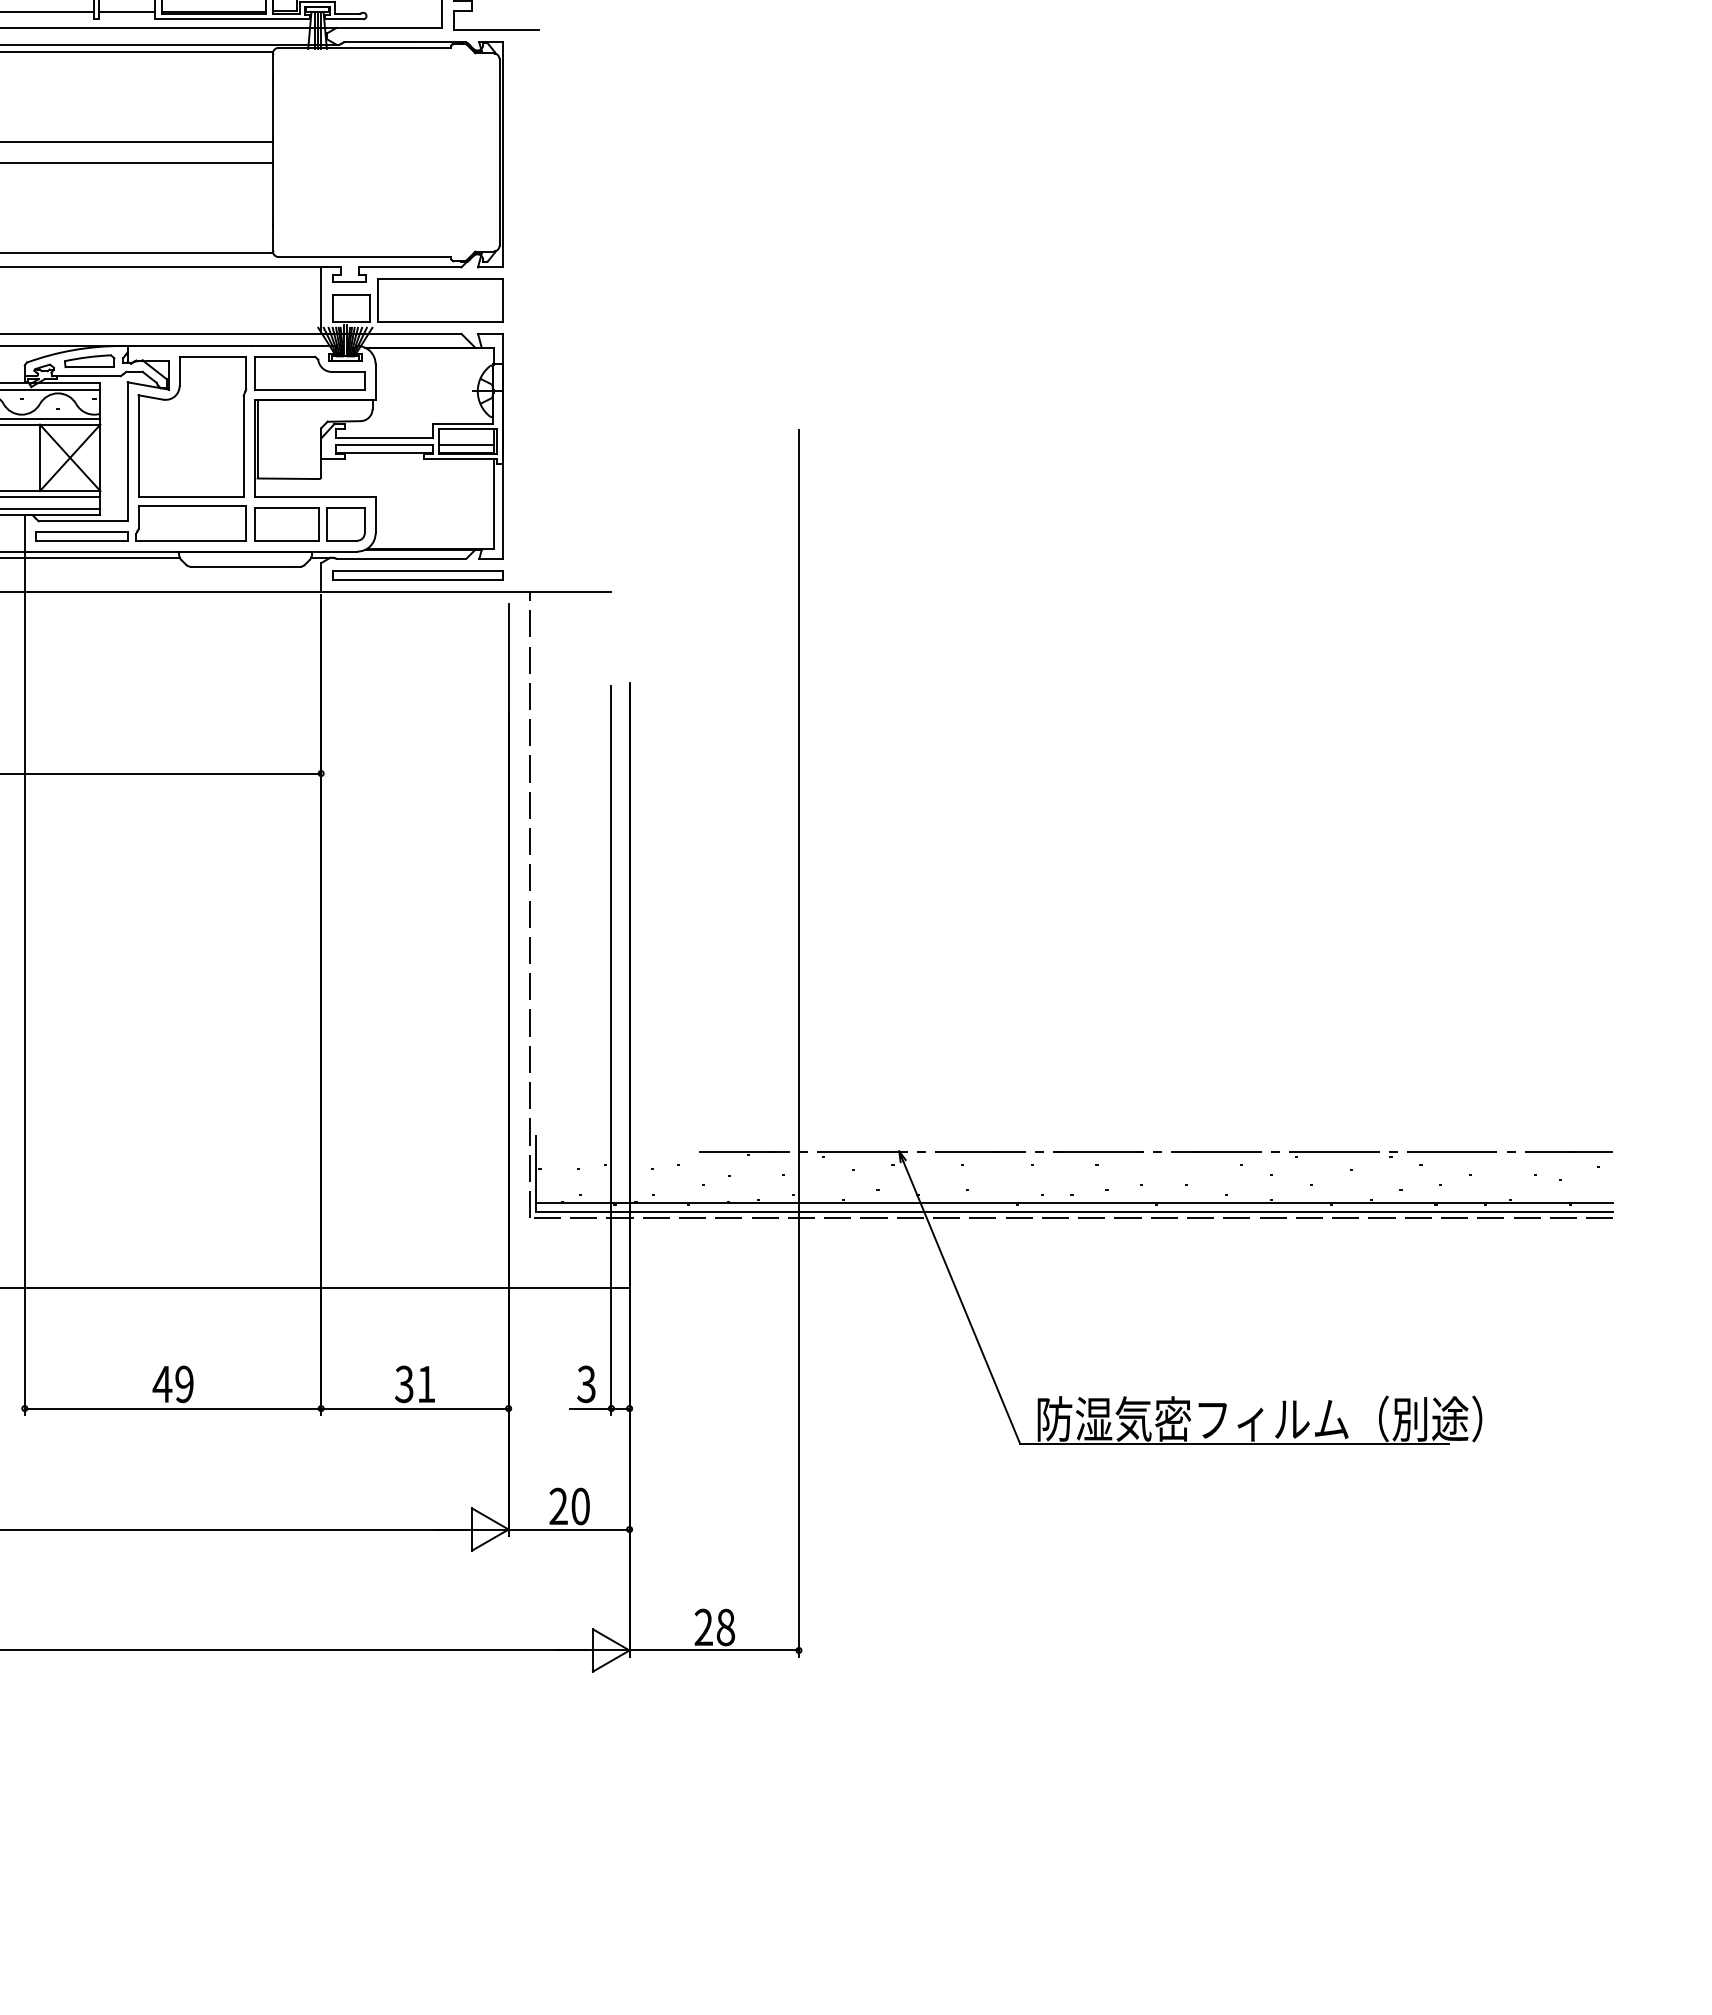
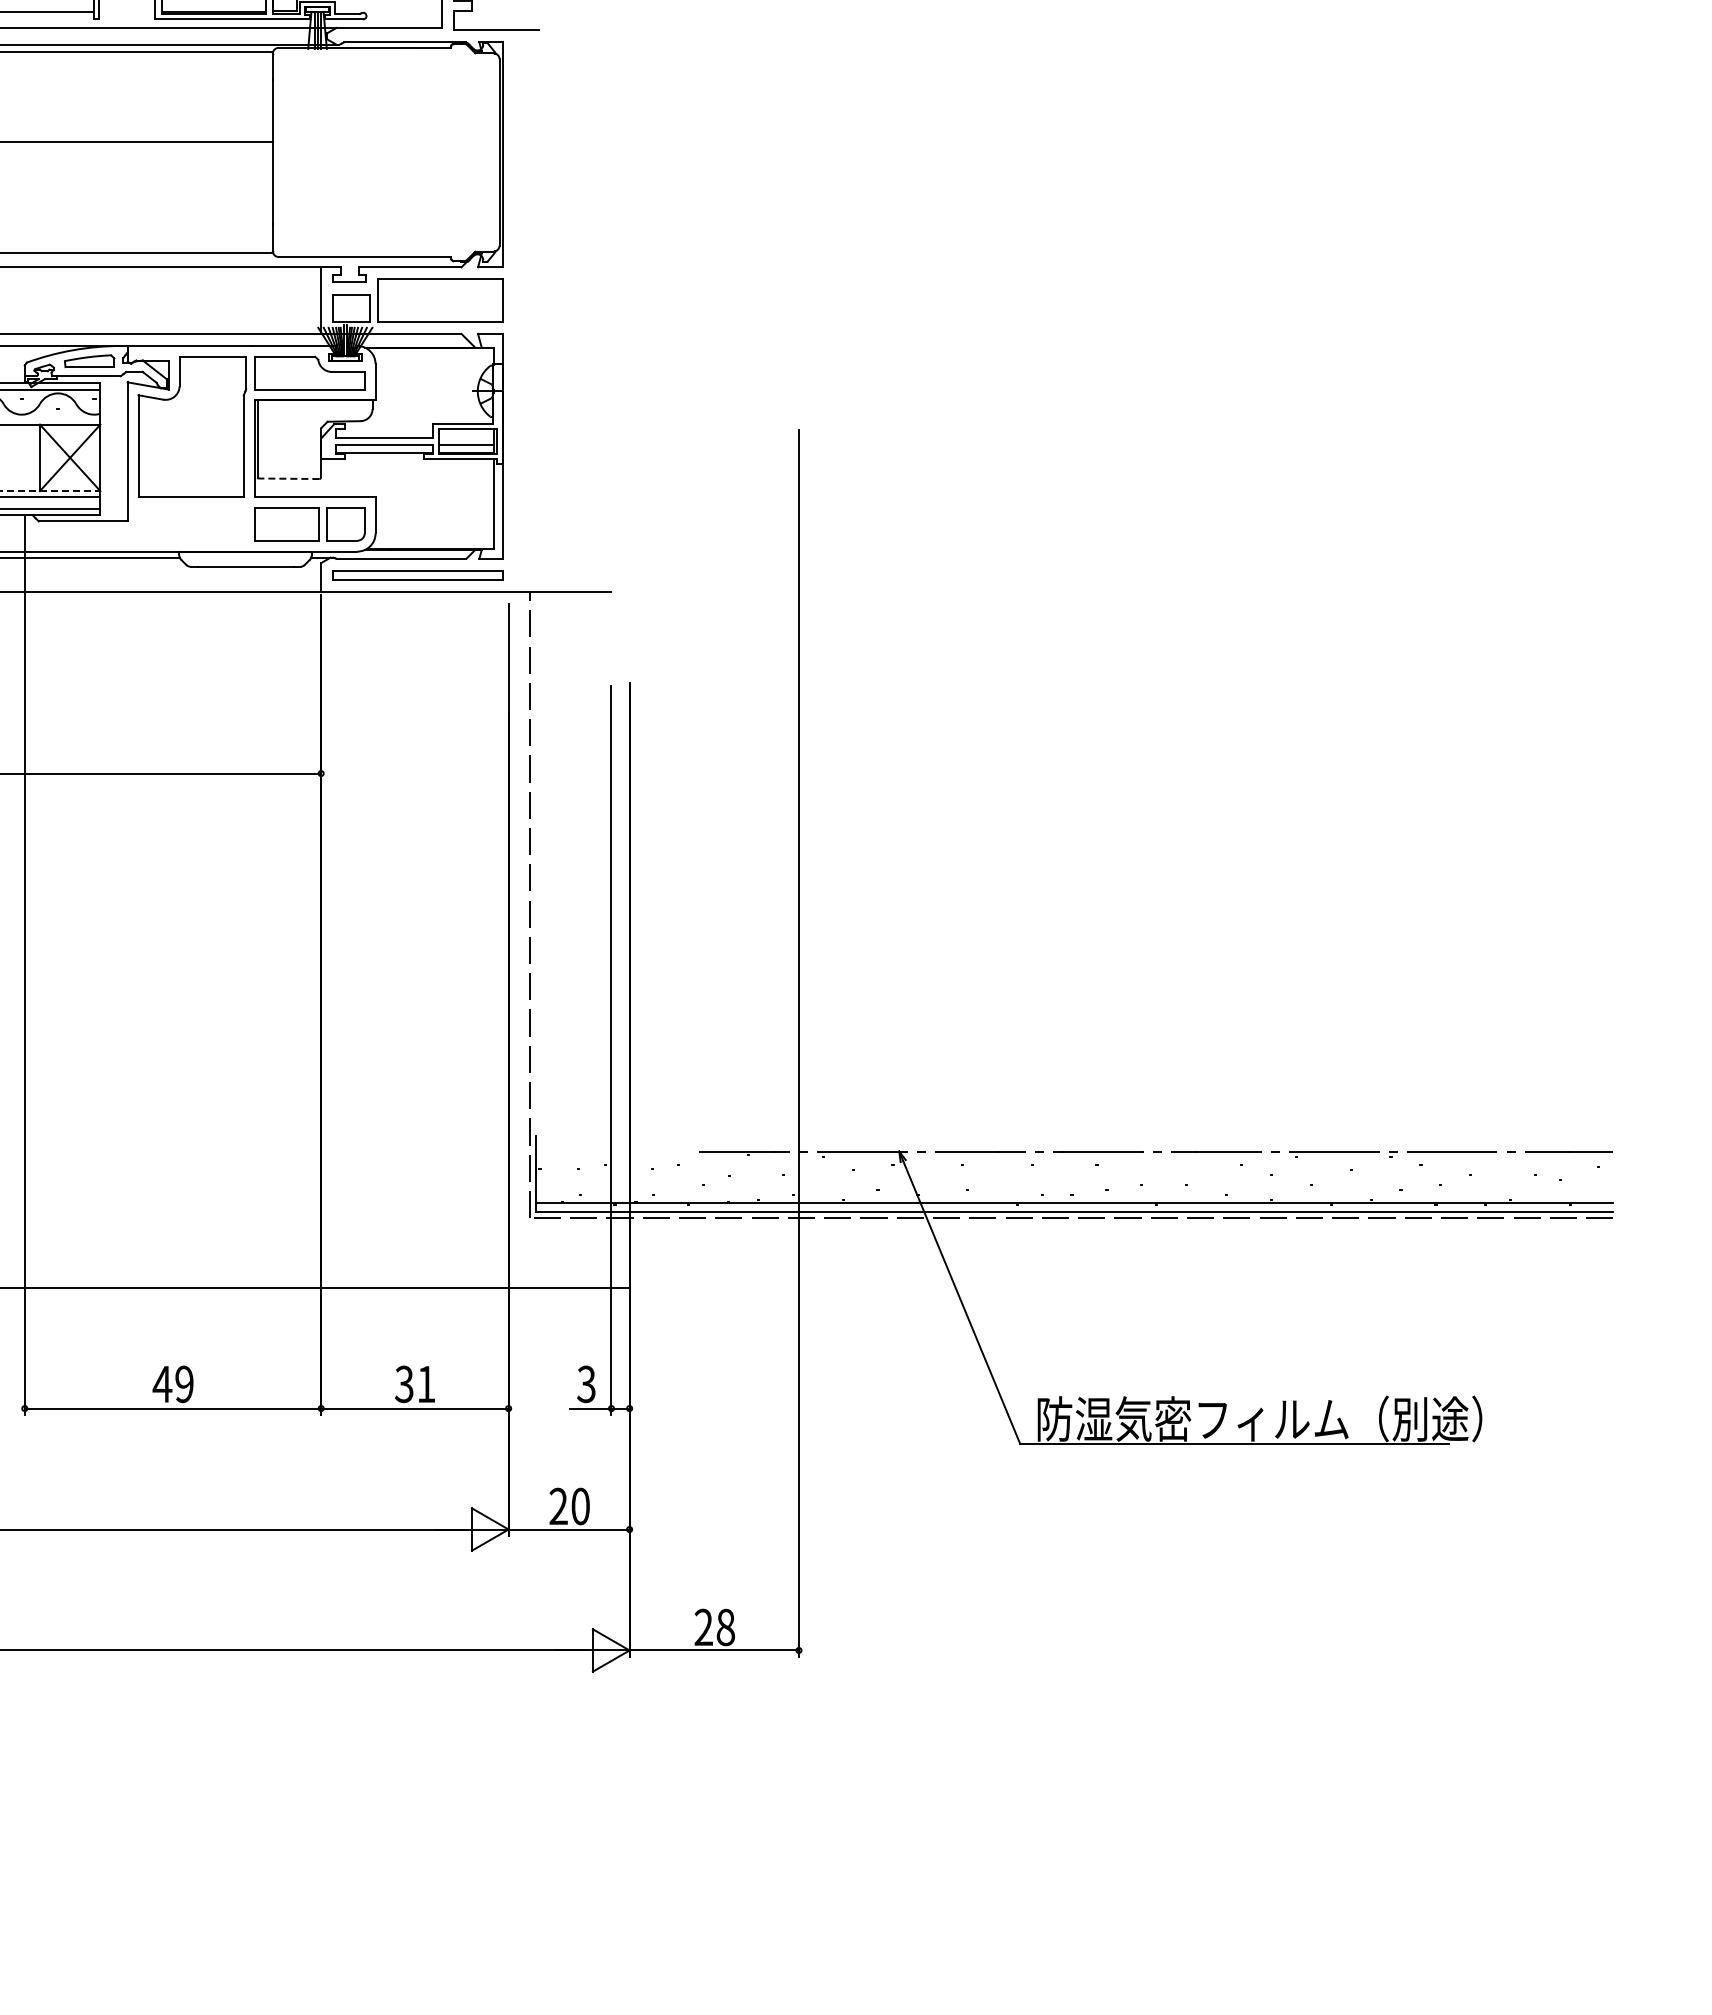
line: present -> none (126, 11)
line: present -> none (137, 162)
line: present -> none (51, 418)
line: solid -> dashed (288, 478)
line: solid -> dashed (50, 491)
part: present -> none (140, 523)
